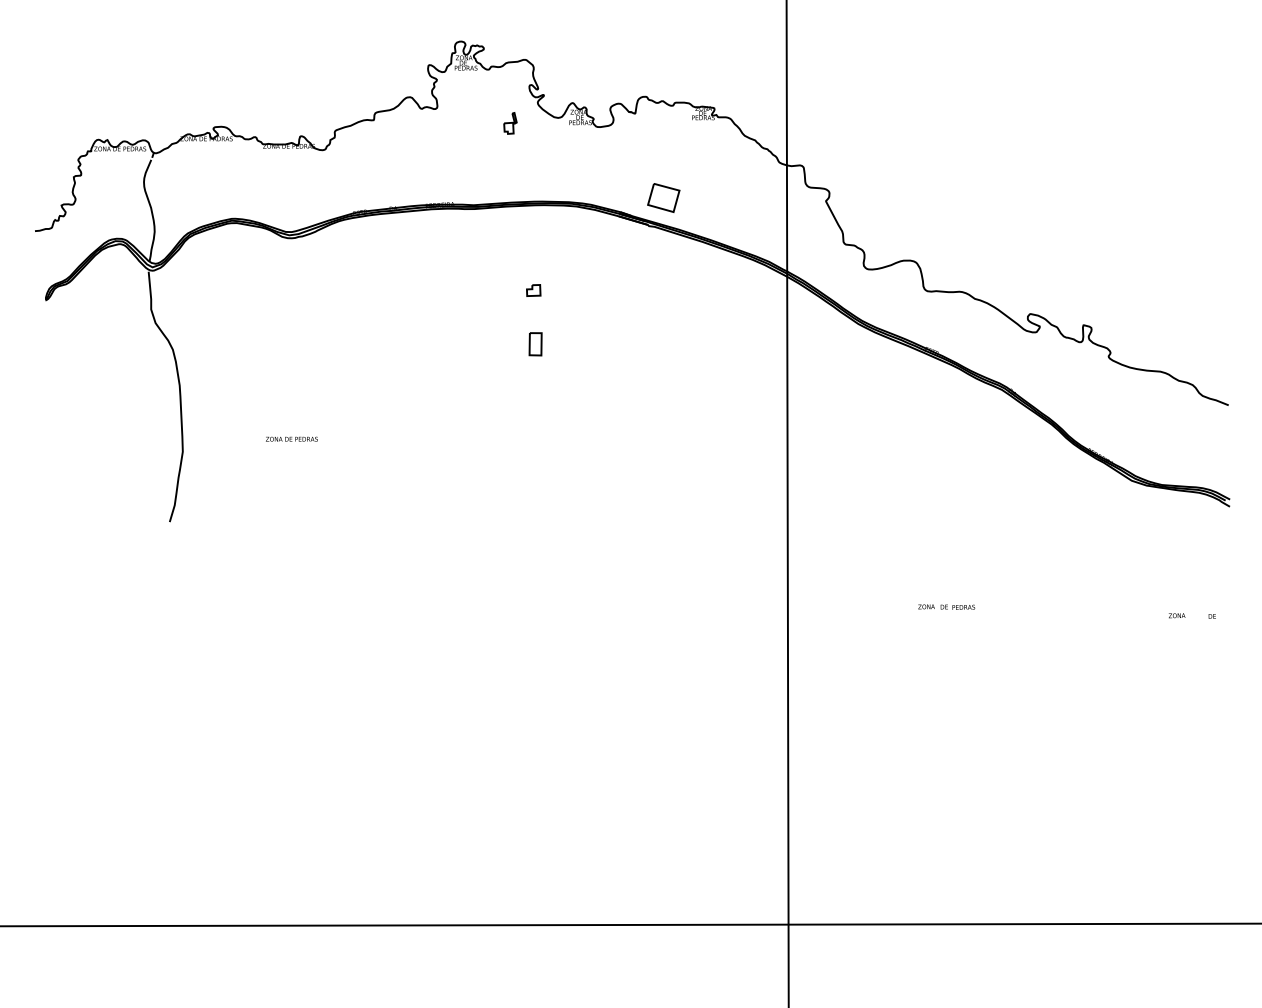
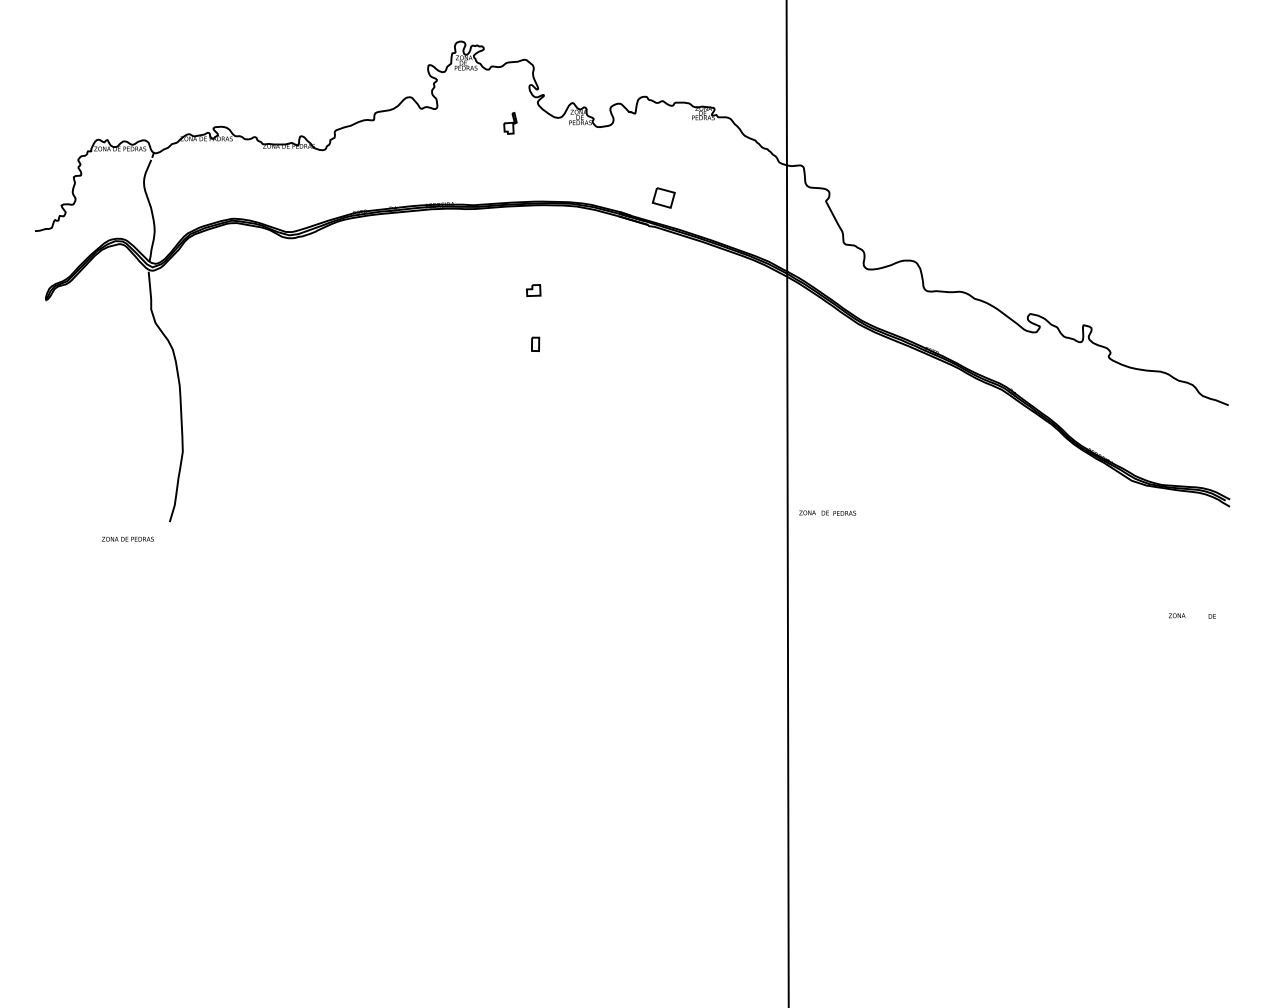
part size: 34x30 px -> 25x22 px (663, 197)
part size: 15x25 px -> 10x16 px (535, 343)
text position: (291, 438) -> (127, 538) (127, 538)
text position: (946, 606) -> (827, 512) (827, 512)
line: present -> none (630, 924)
